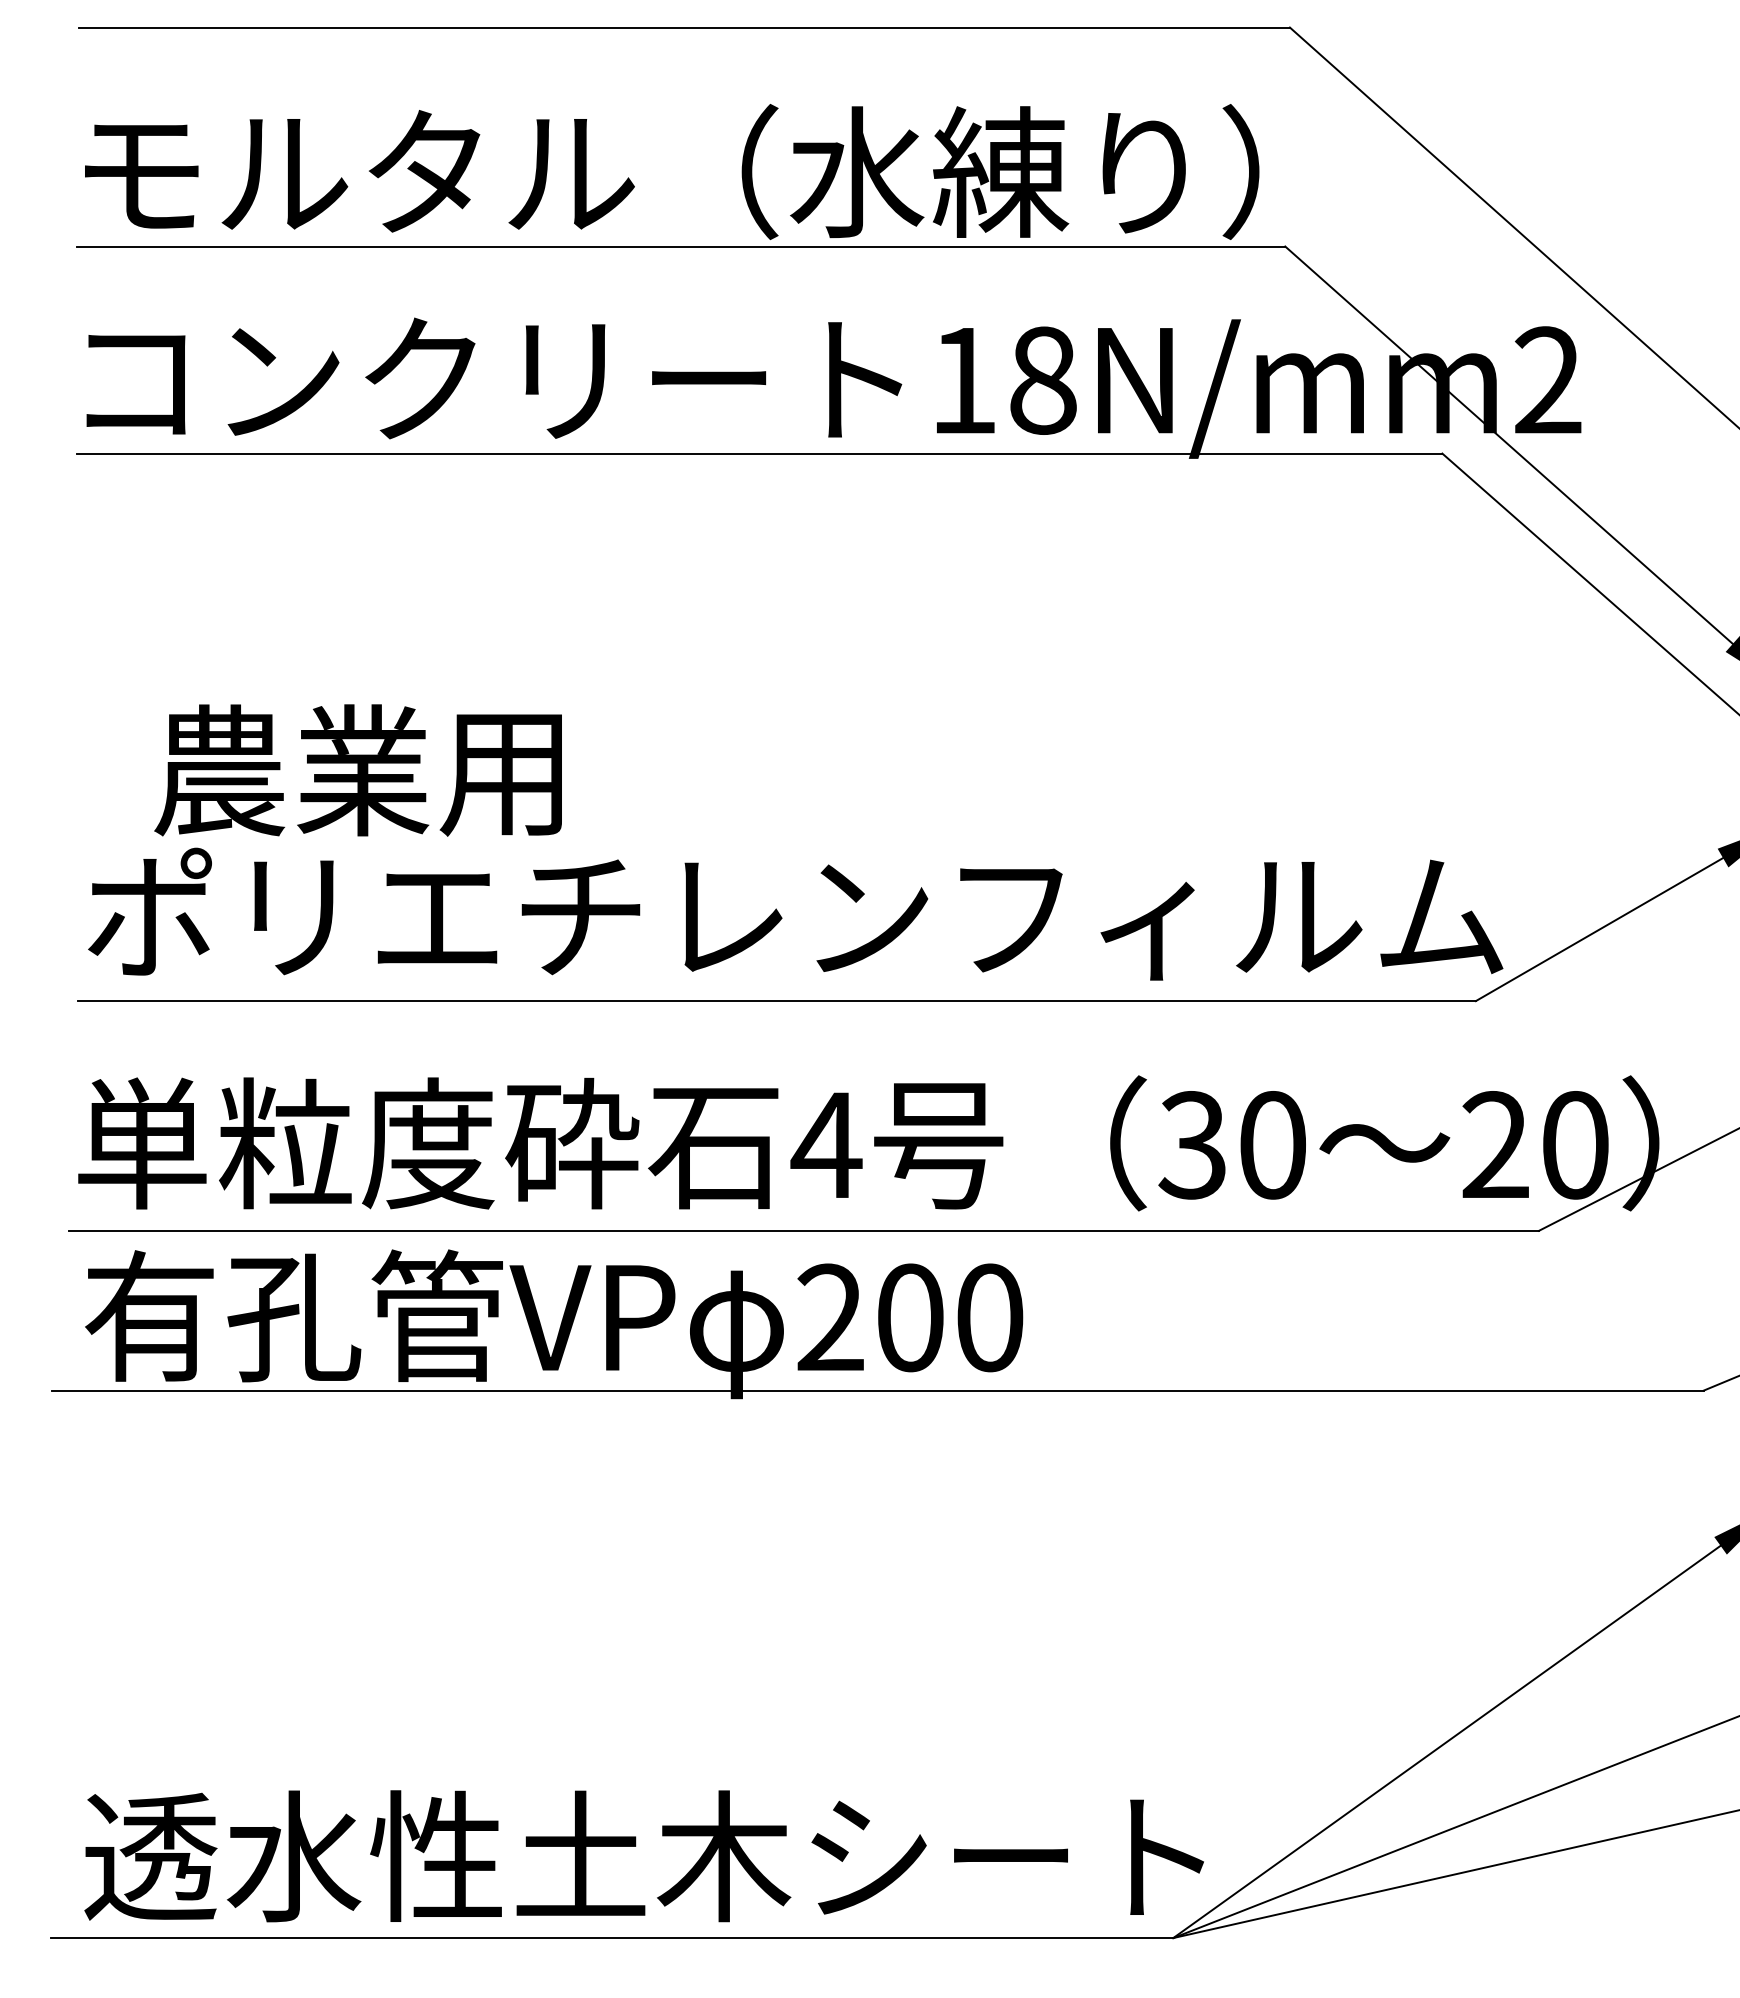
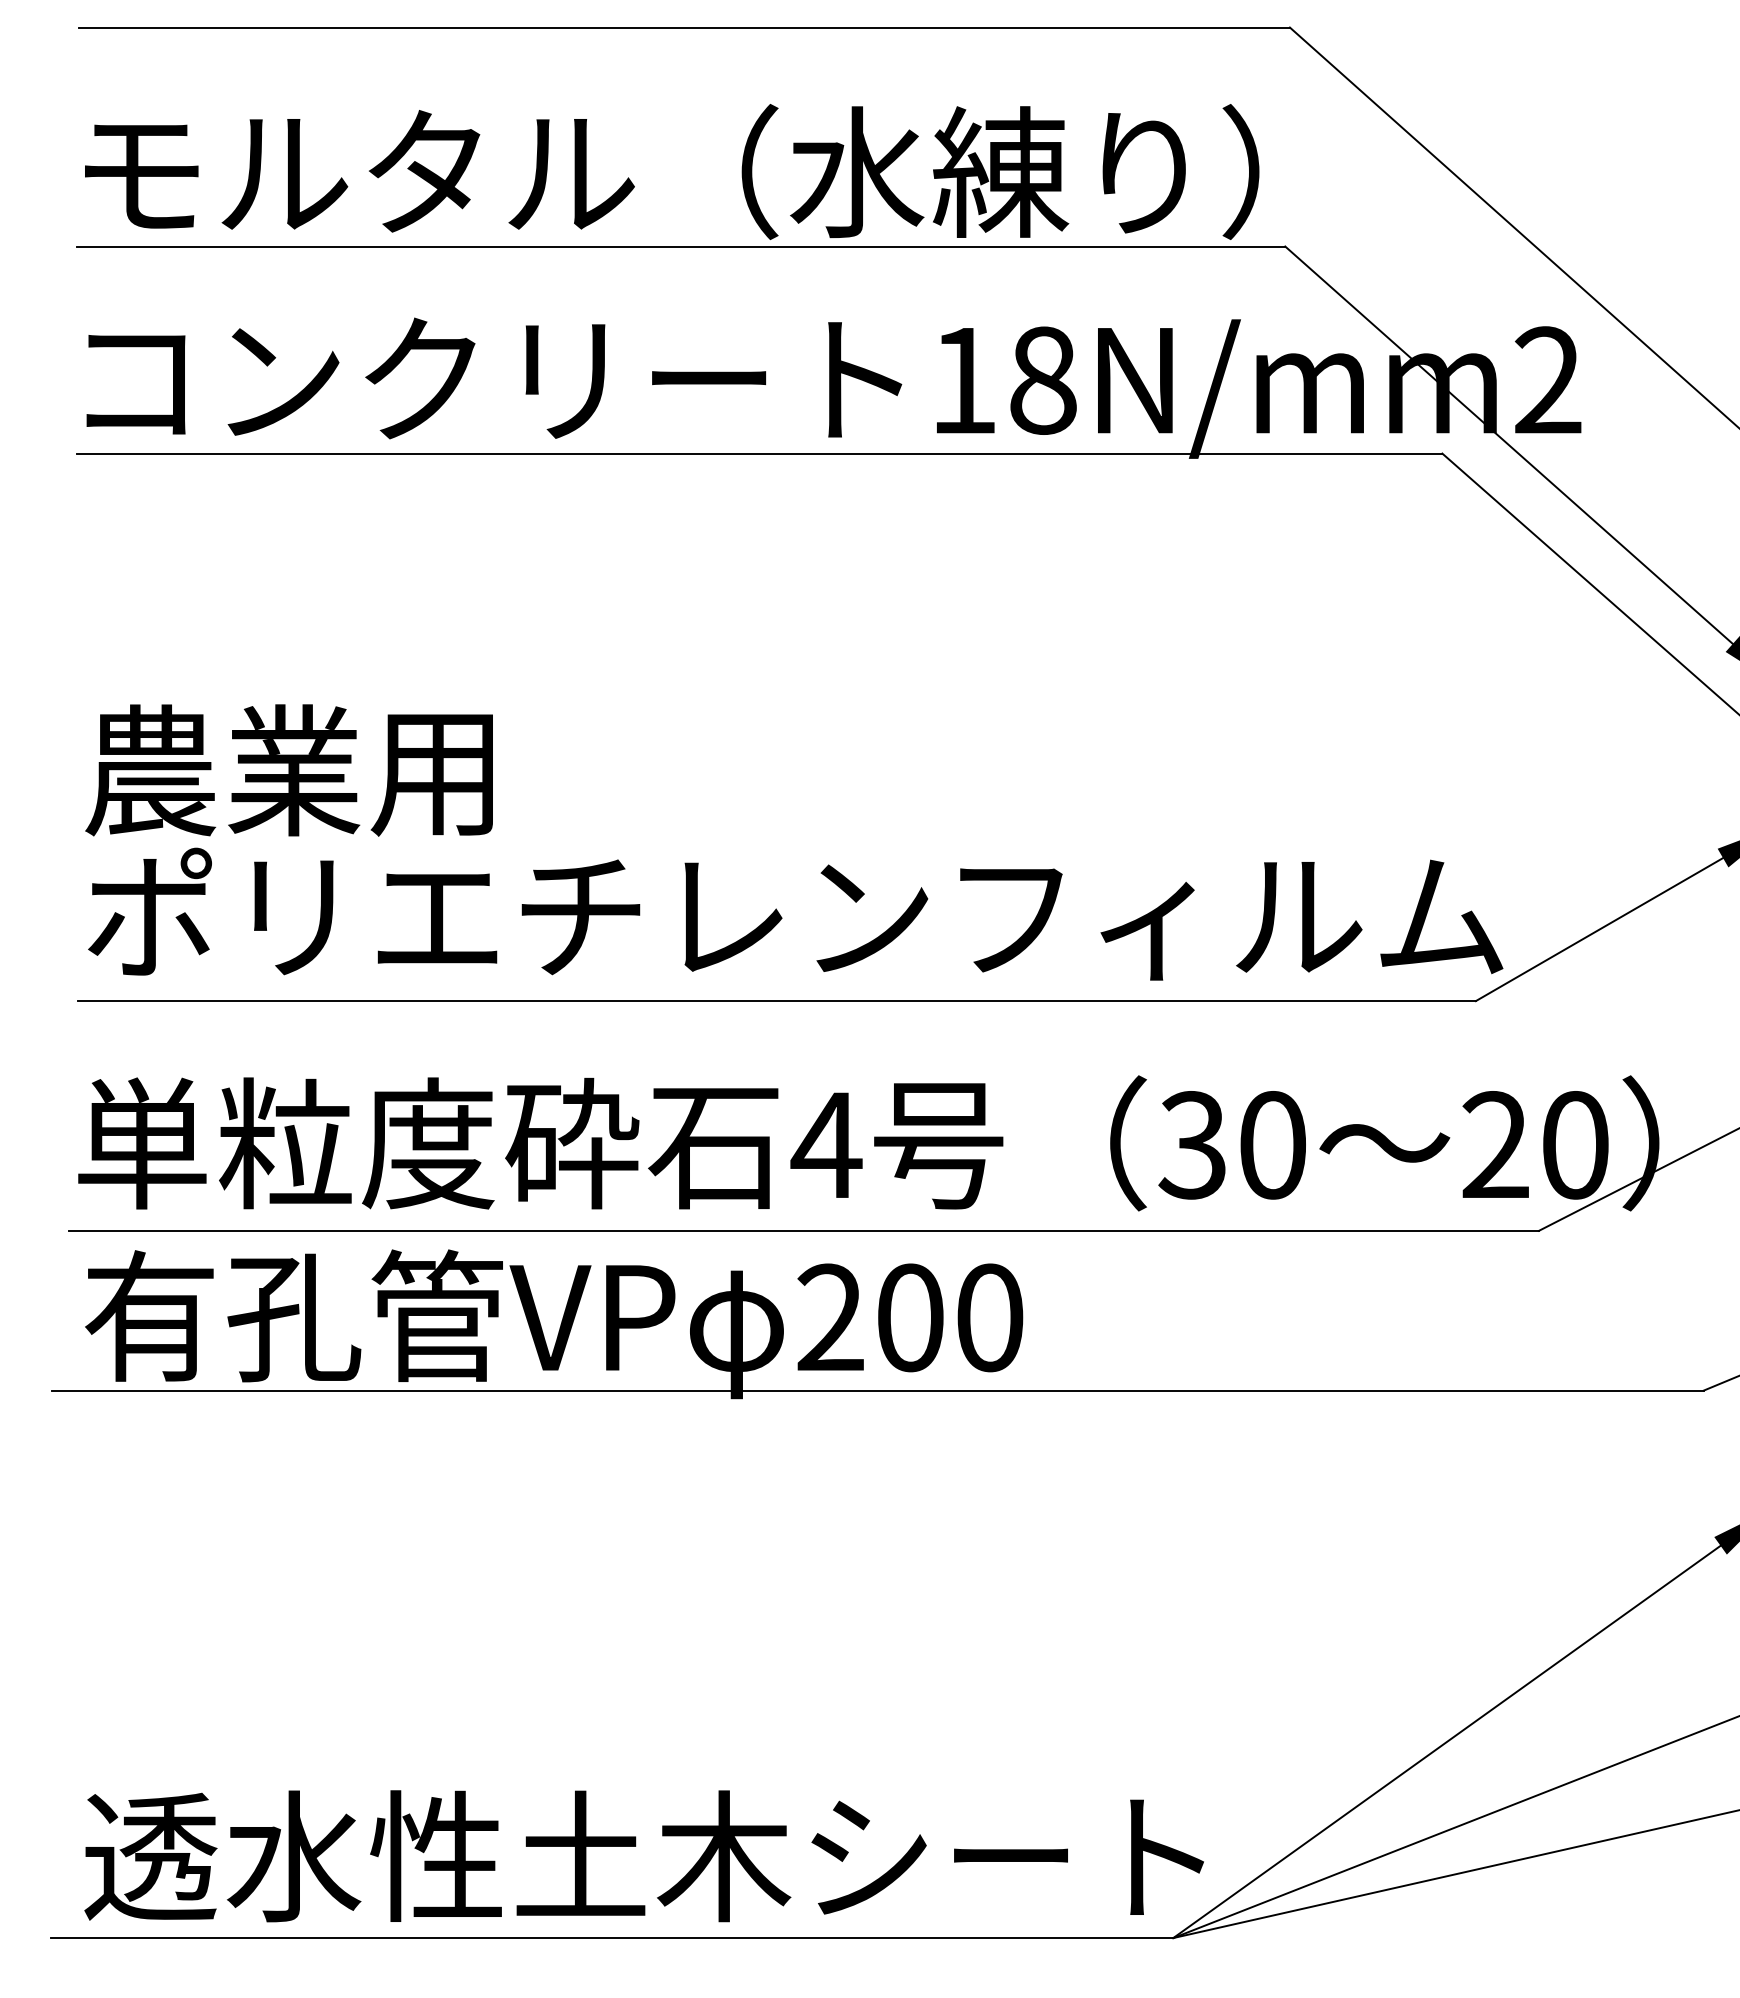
text position: (357, 770) -> (288, 770) (288, 770)
